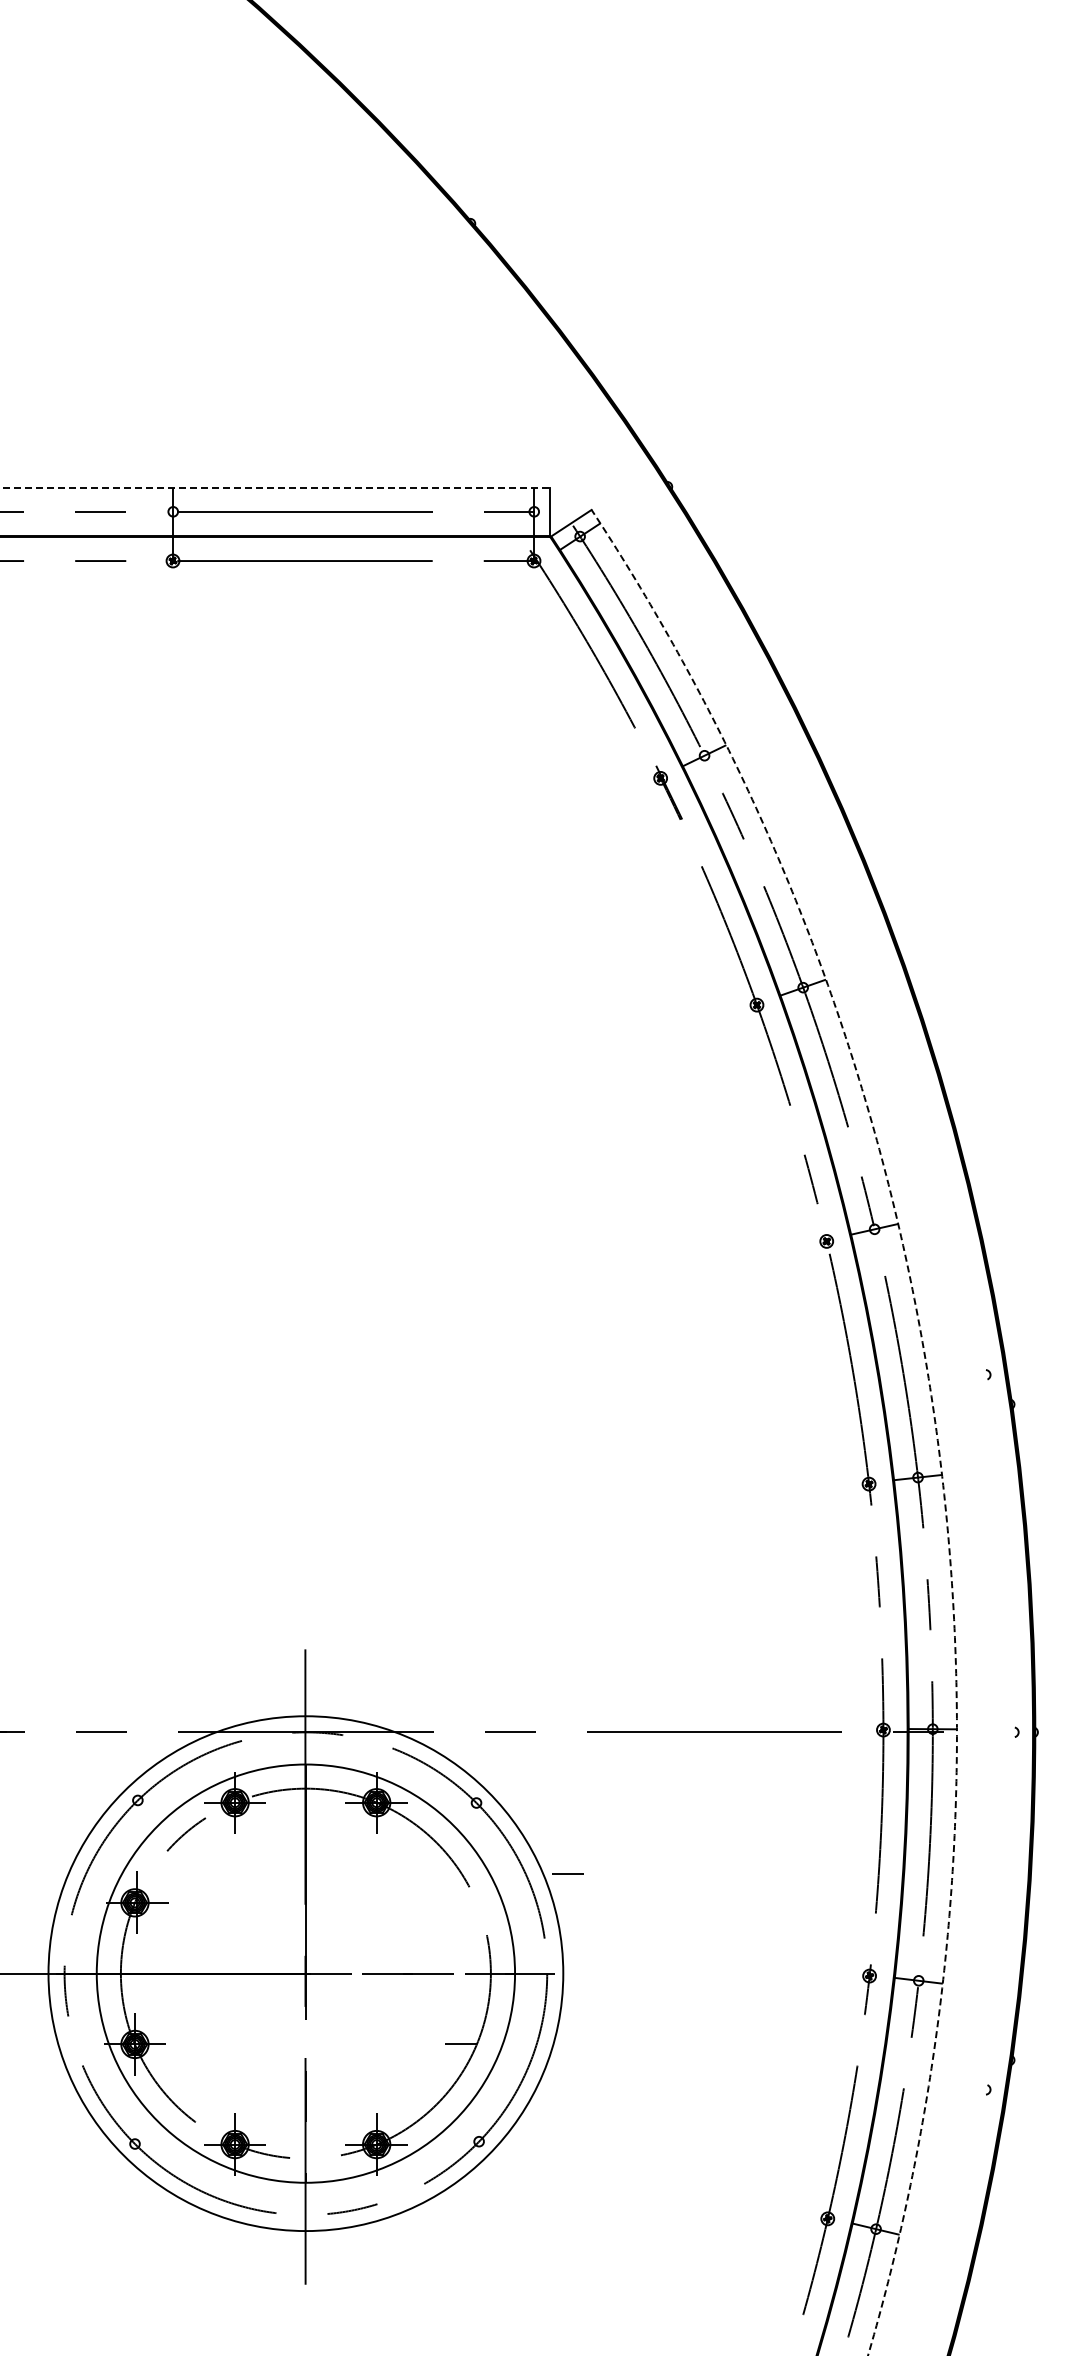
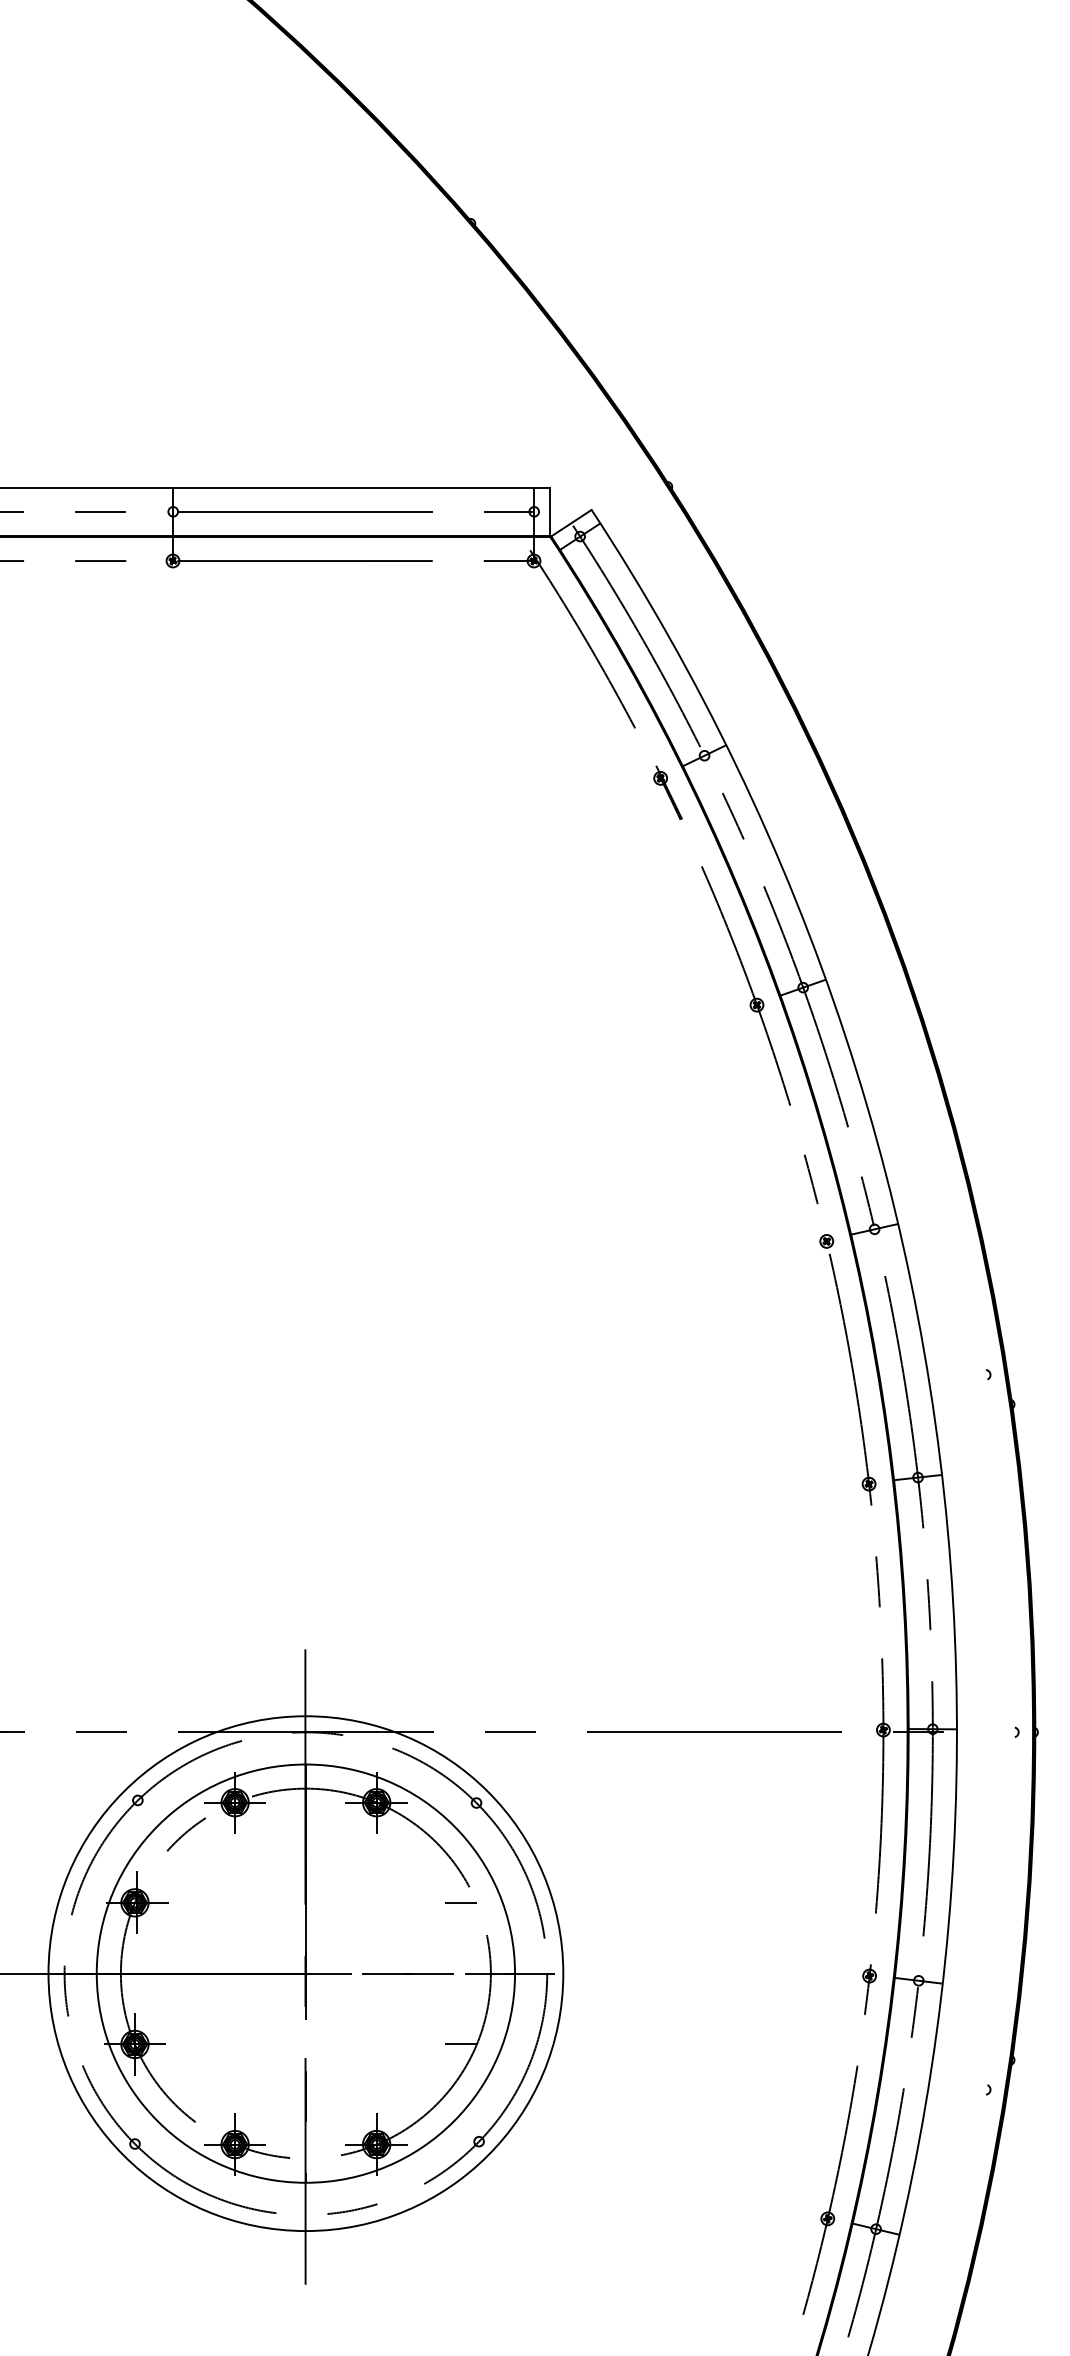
line: dashed -> solid (275, 487)
arc: dashed -> solid (932, 1401)
line position: (567, 1873) -> (460, 1902) (460, 1902)
